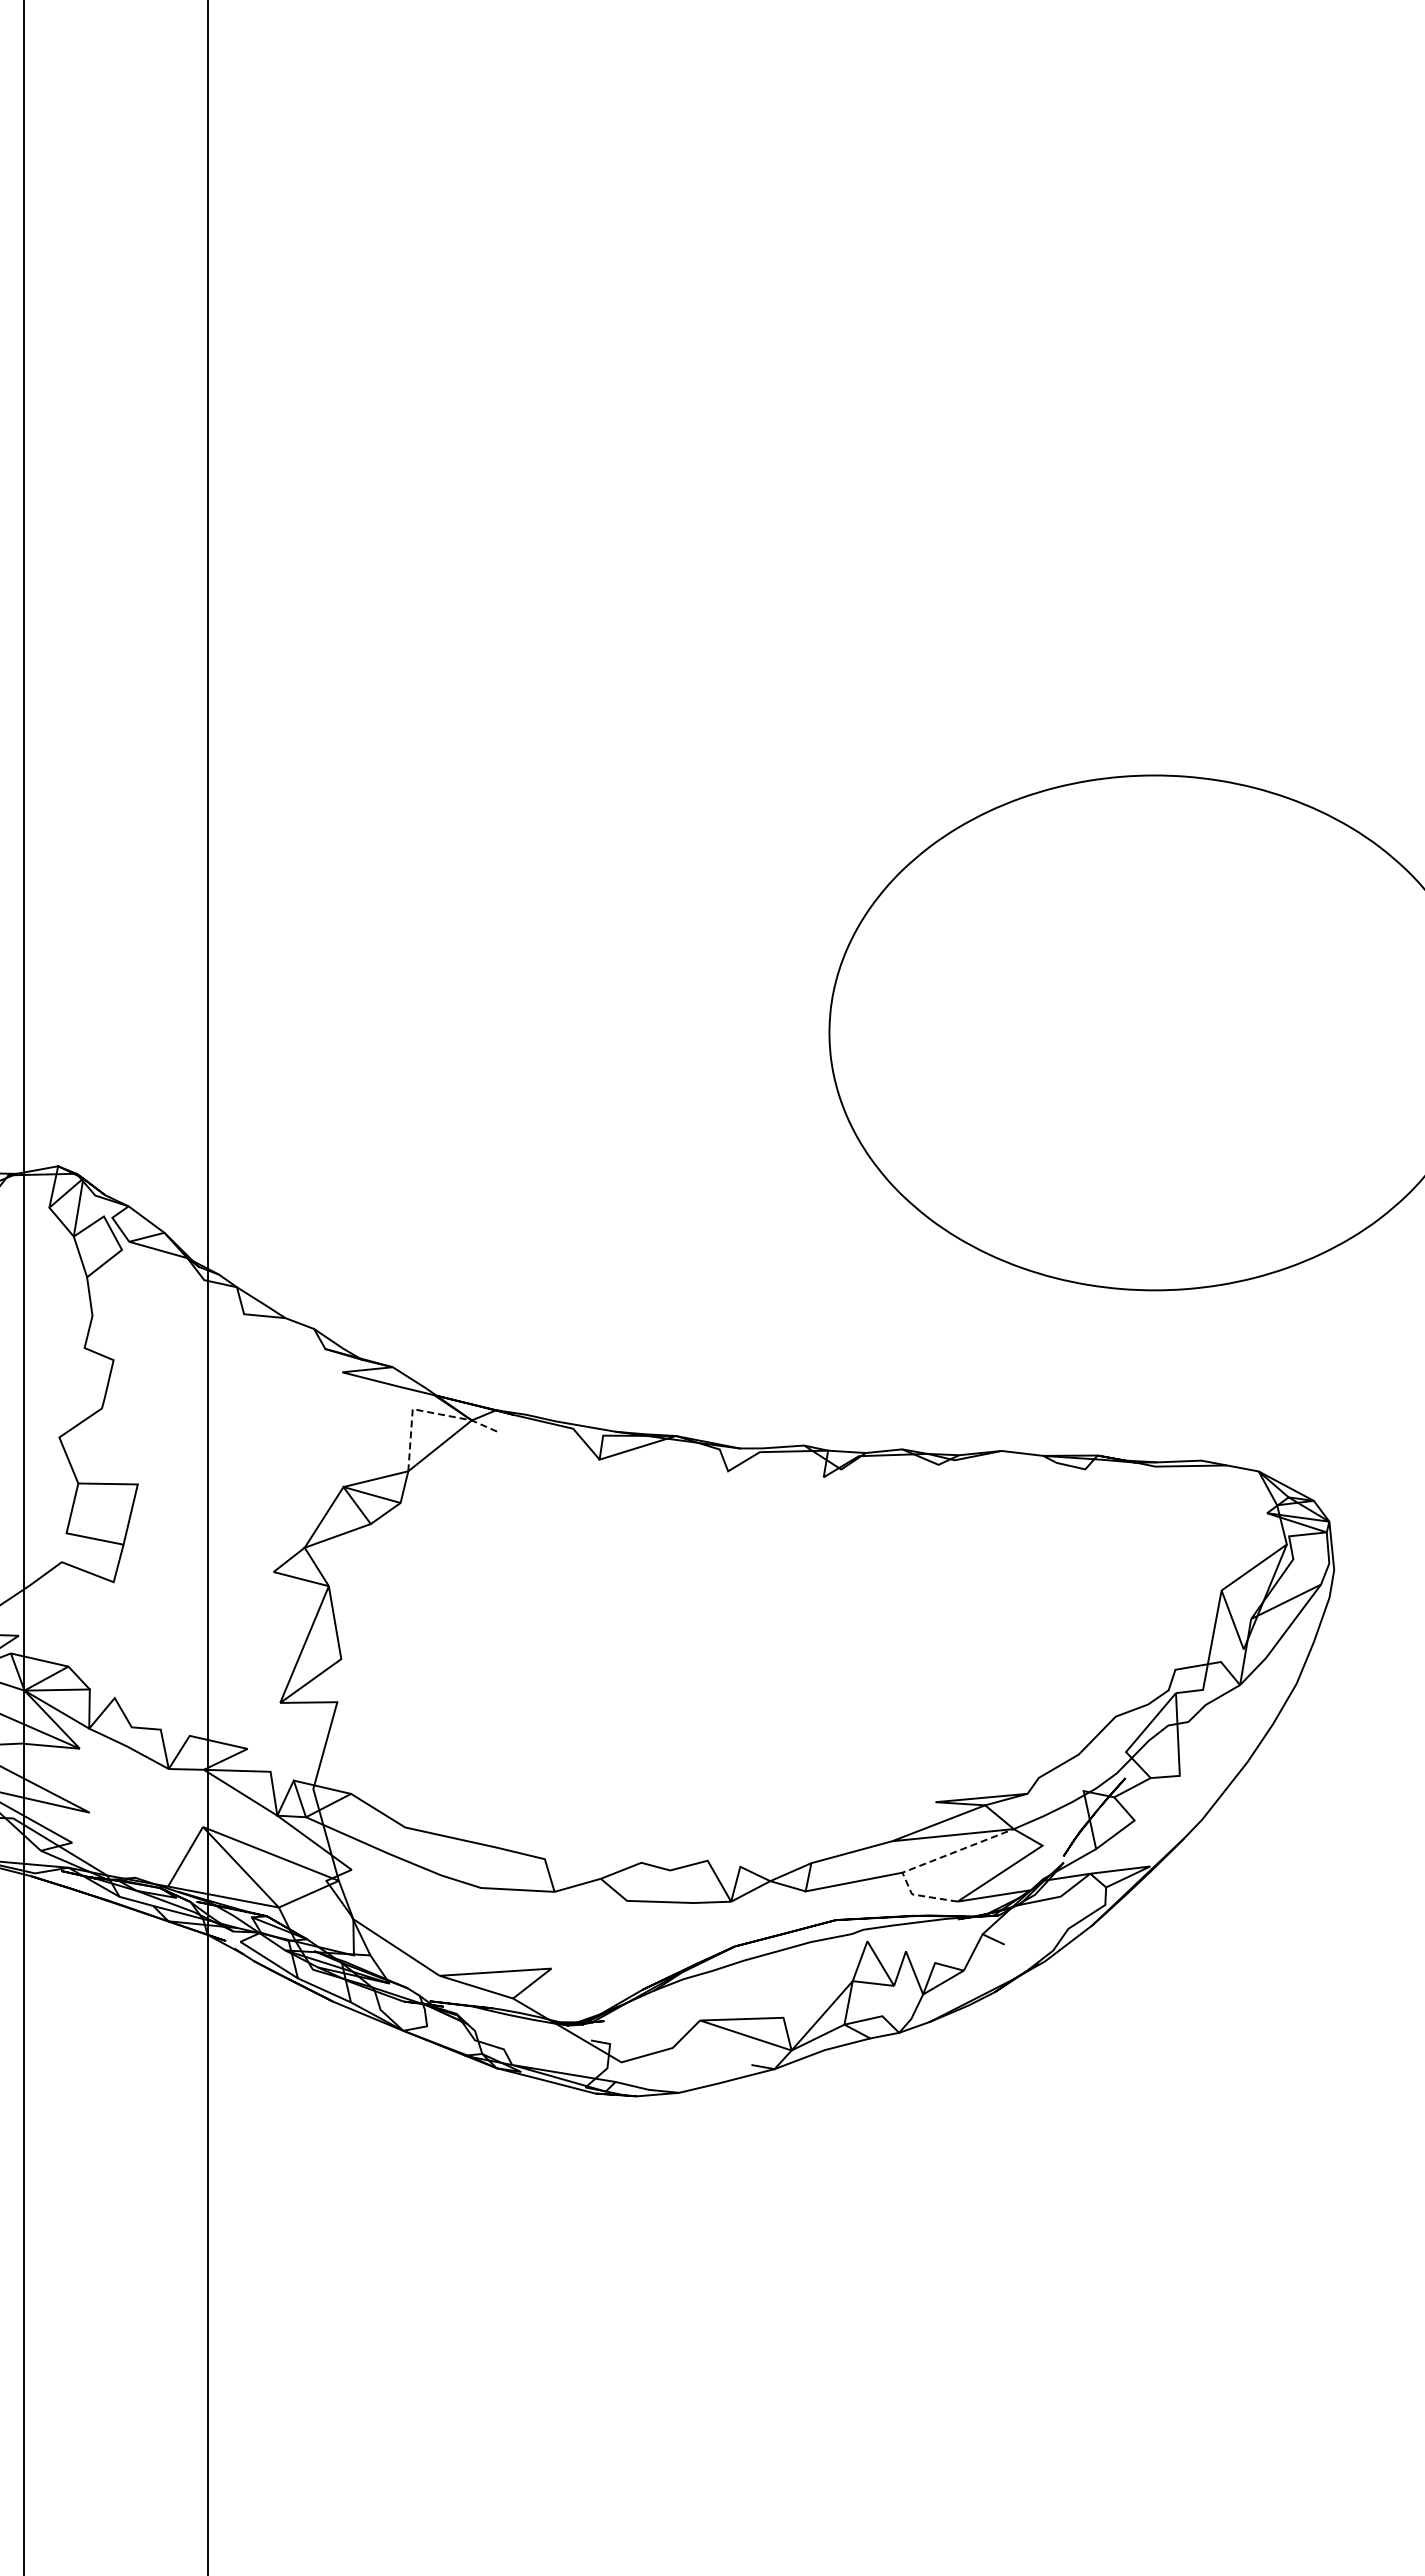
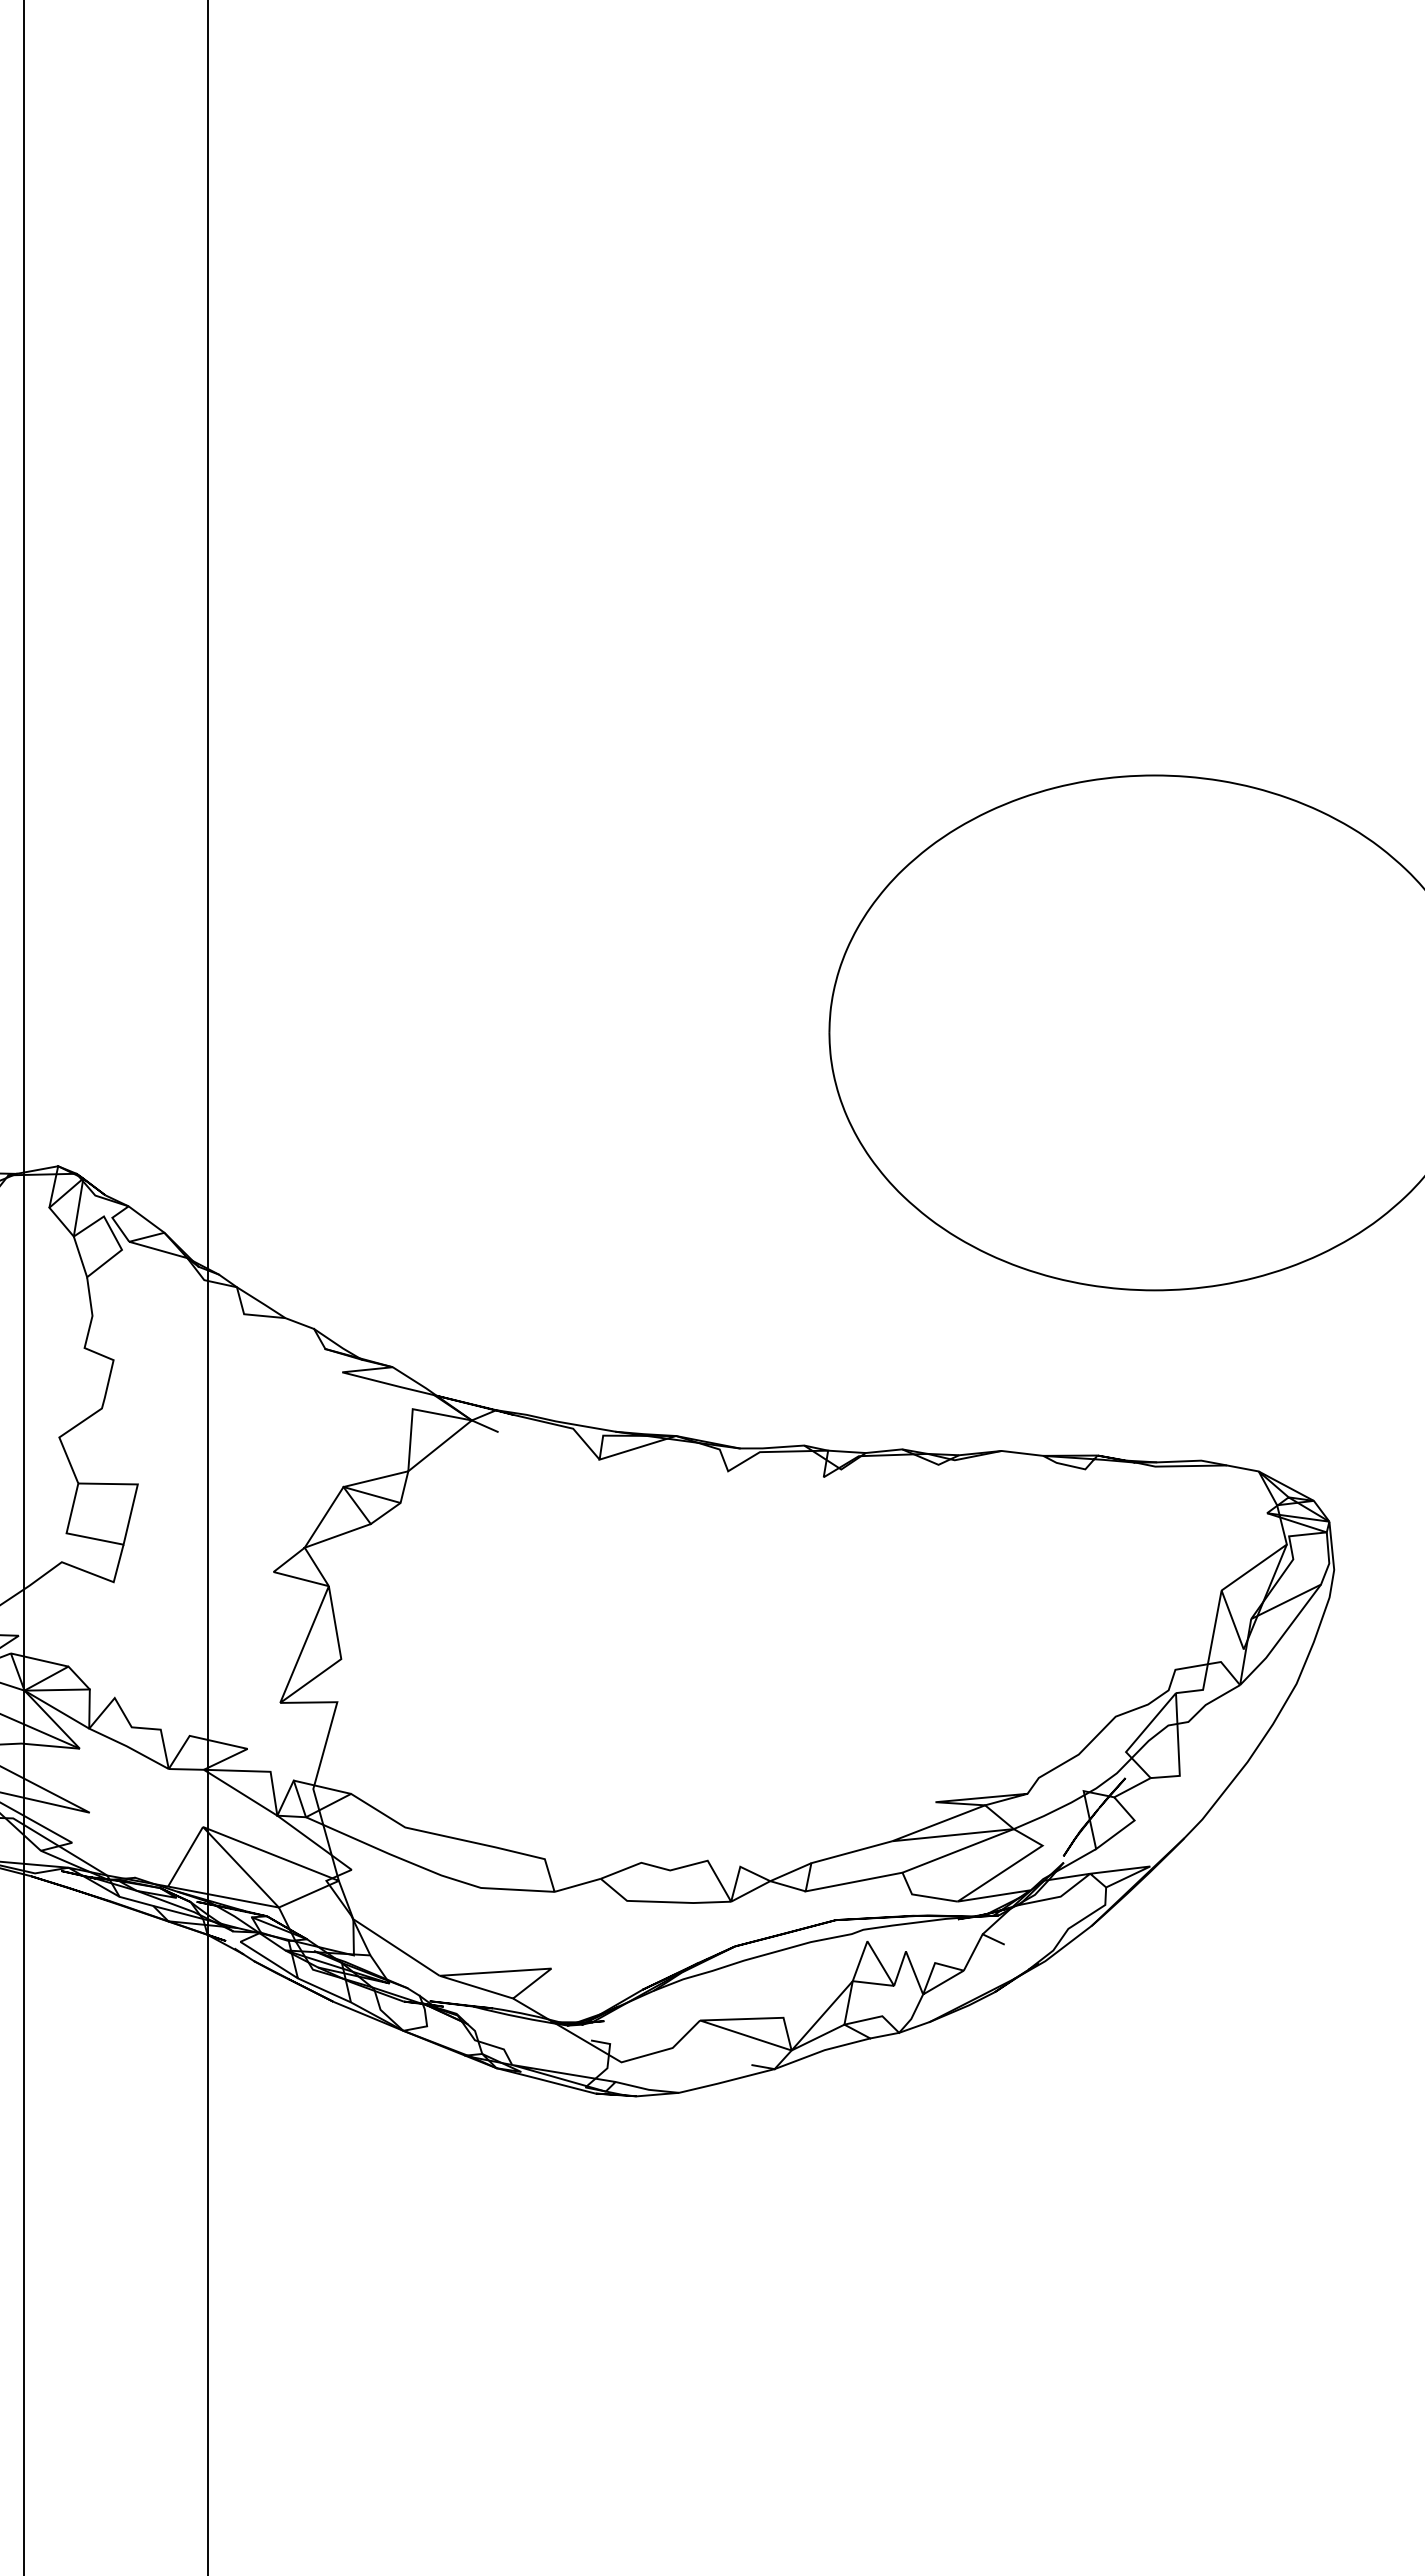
line: dashed -> solid (426, 1411)
line: dashed -> solid (924, 1863)
